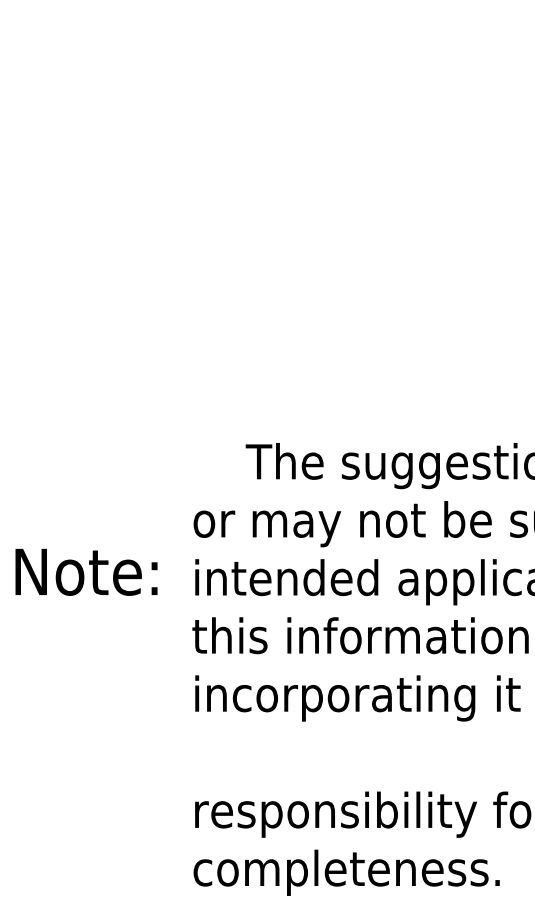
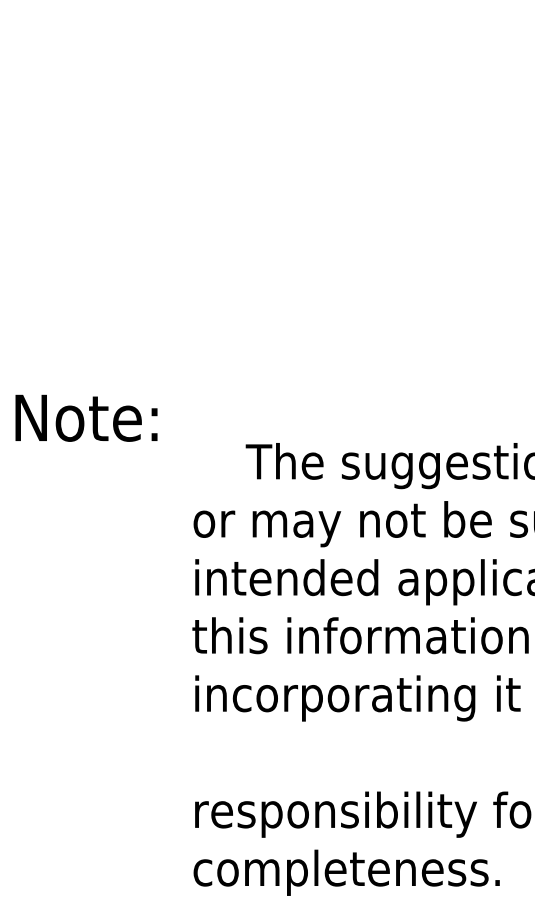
text position: (86, 571) -> (86, 417) (86, 417)
